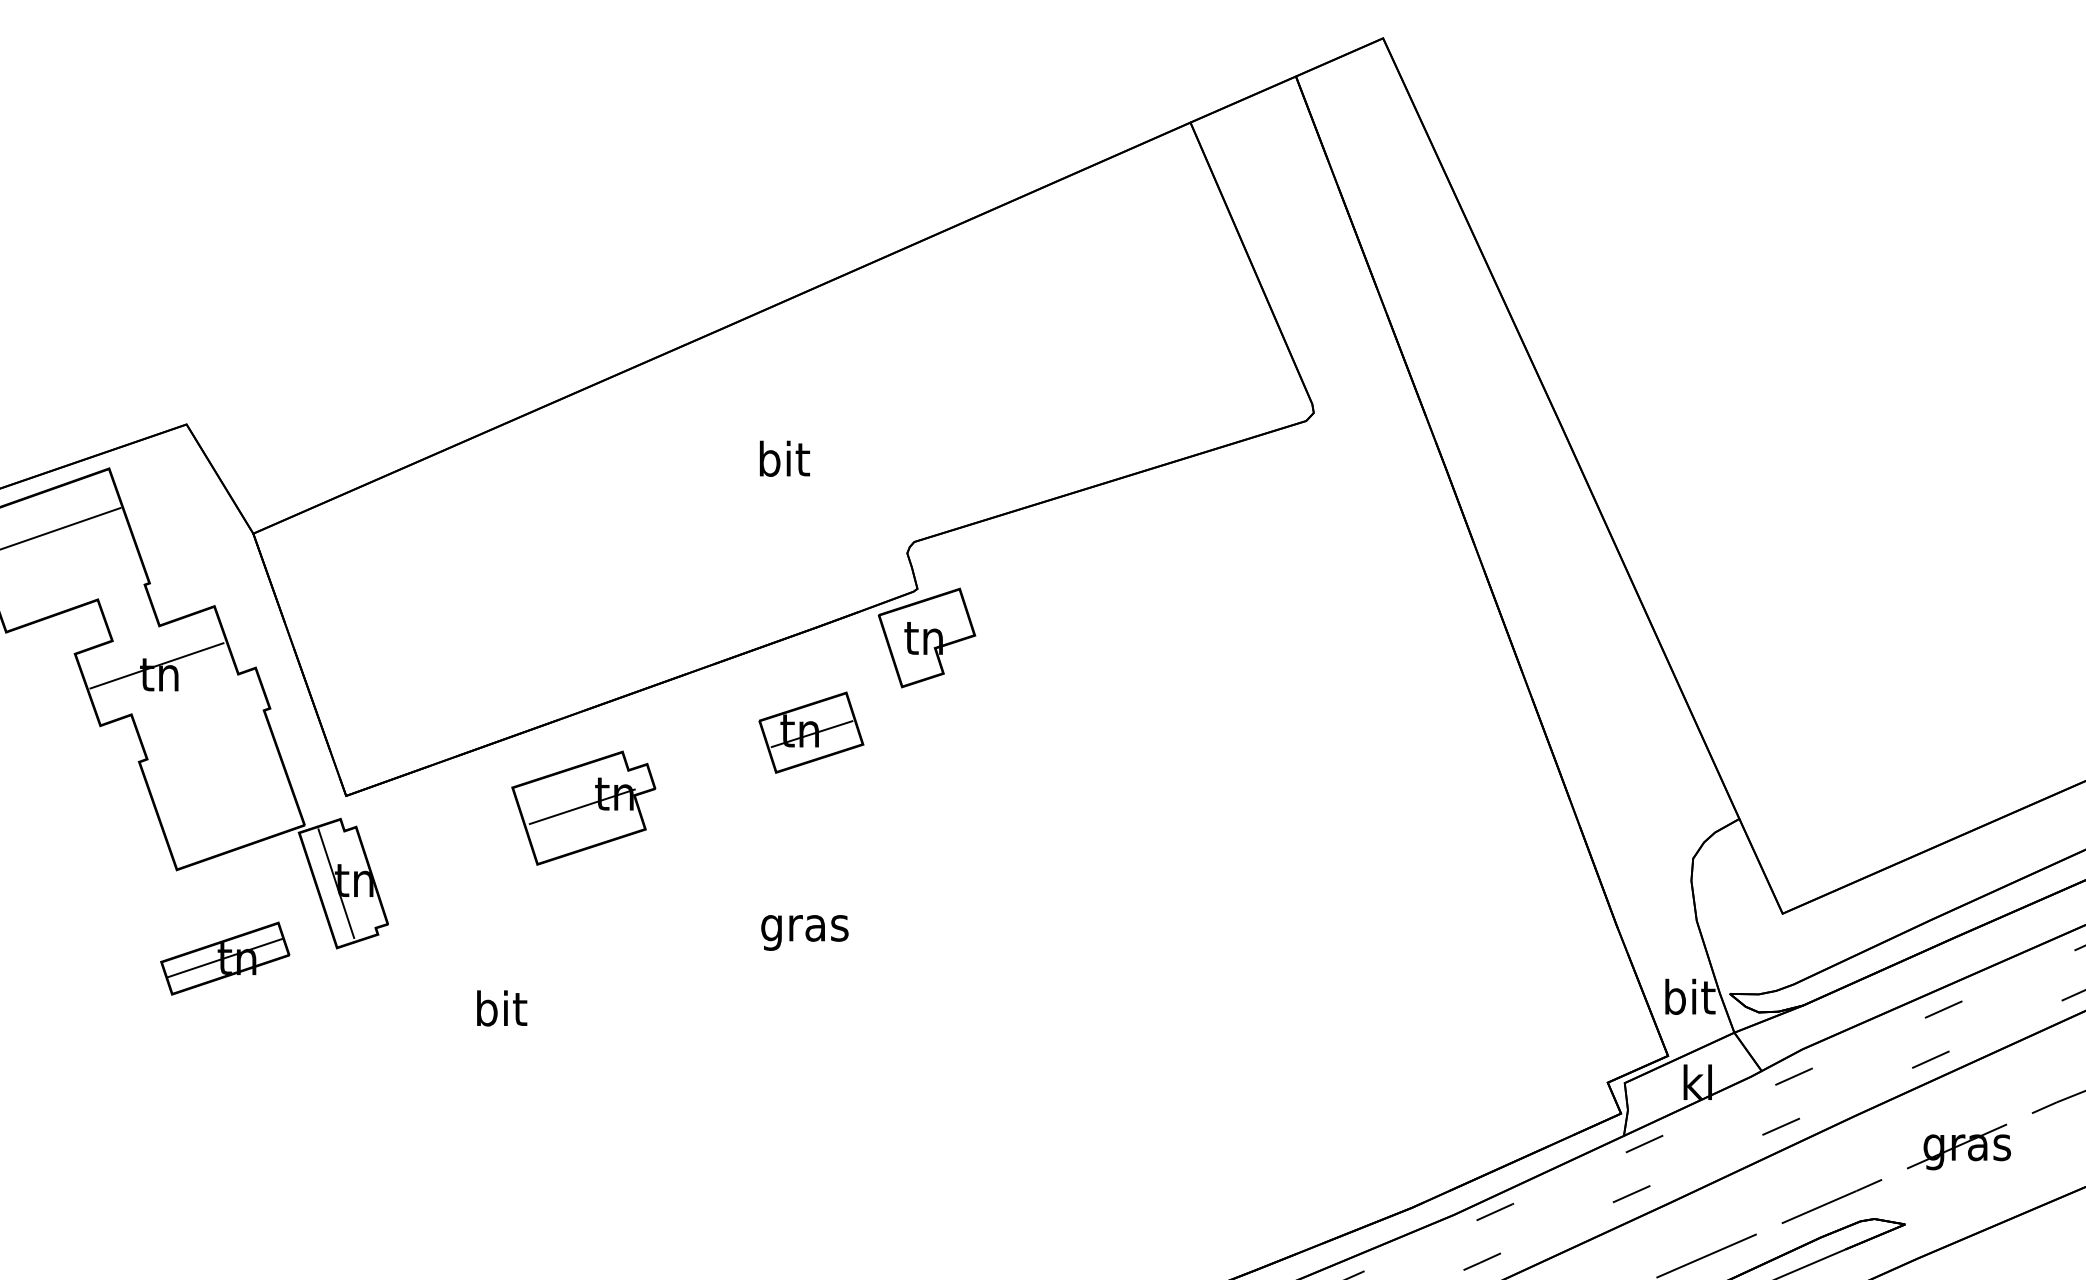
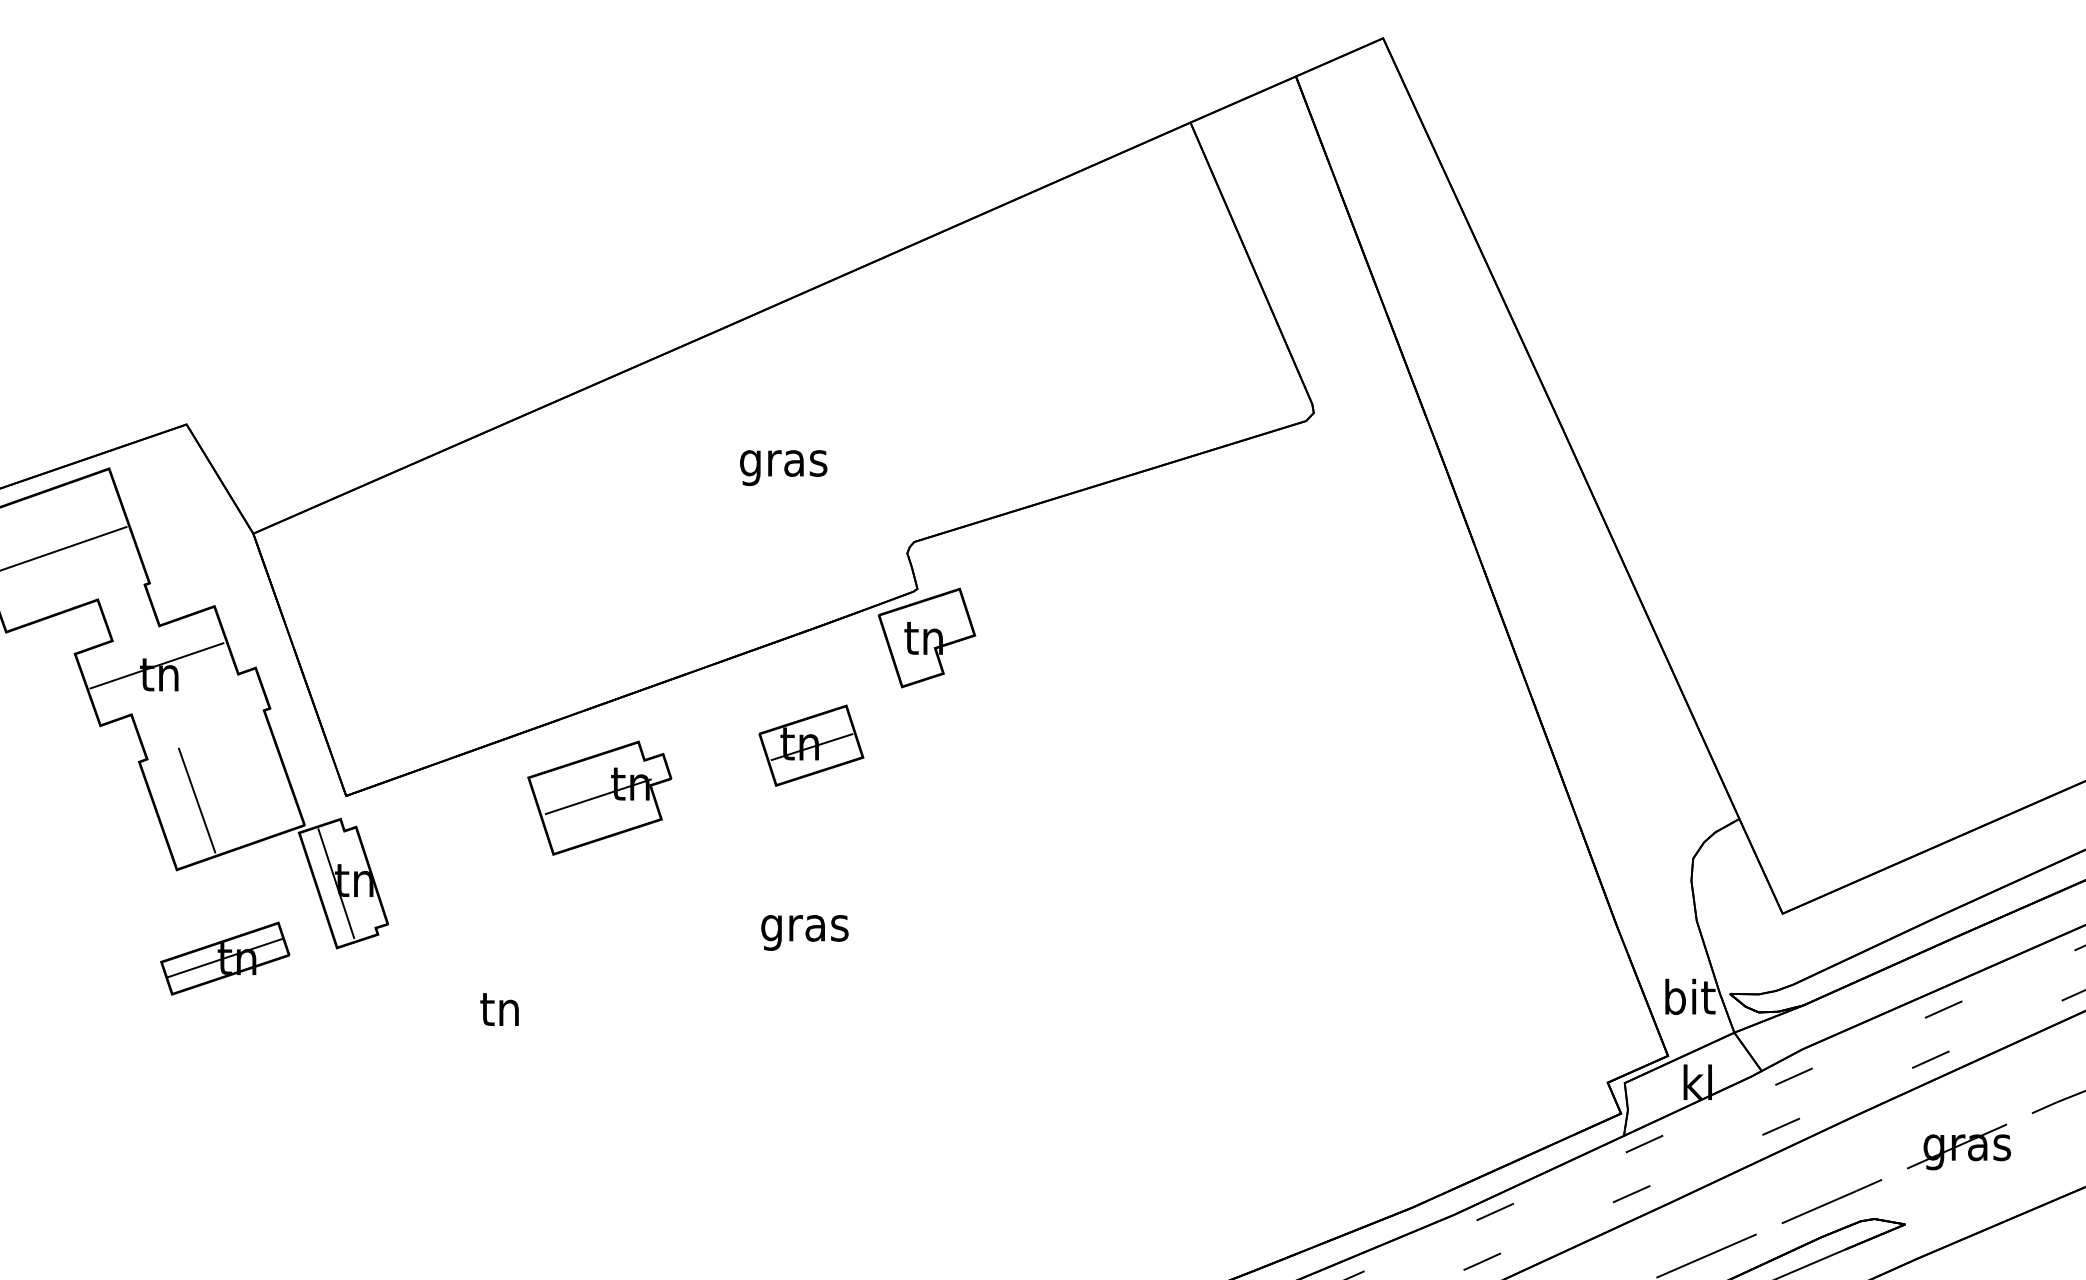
text: bit -> gras (783, 462)
line position: (61, 528) -> (64, 548) (64, 548)
part position: (811, 732) -> (811, 745) (811, 745)
line: none -> present (196, 800)
part position: (583, 807) -> (599, 797) (599, 797)
text: bit -> tn (502, 1008)
